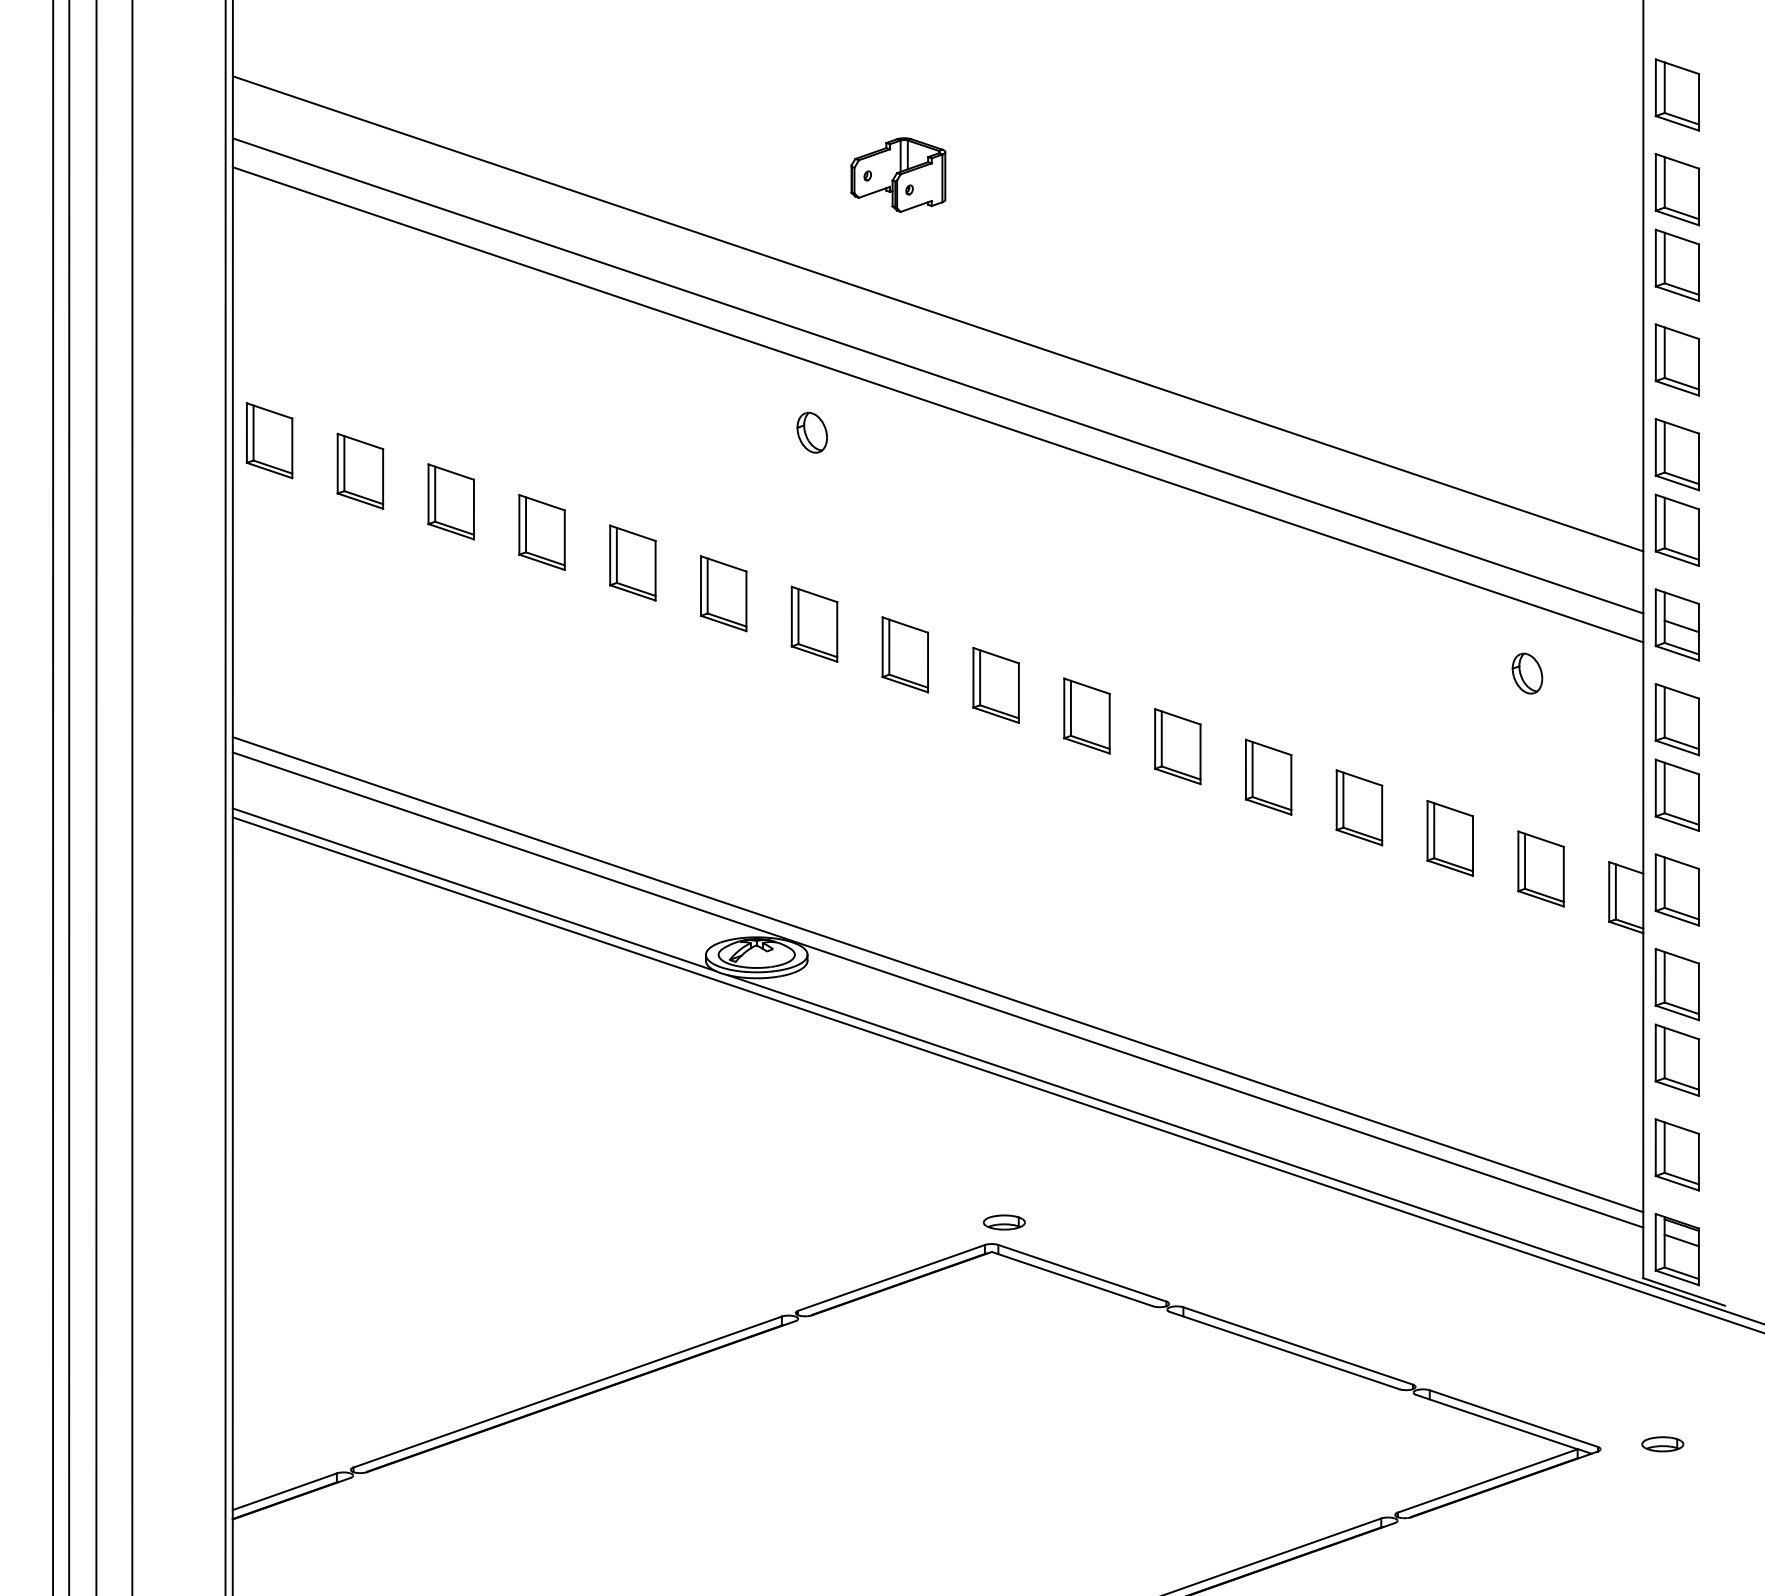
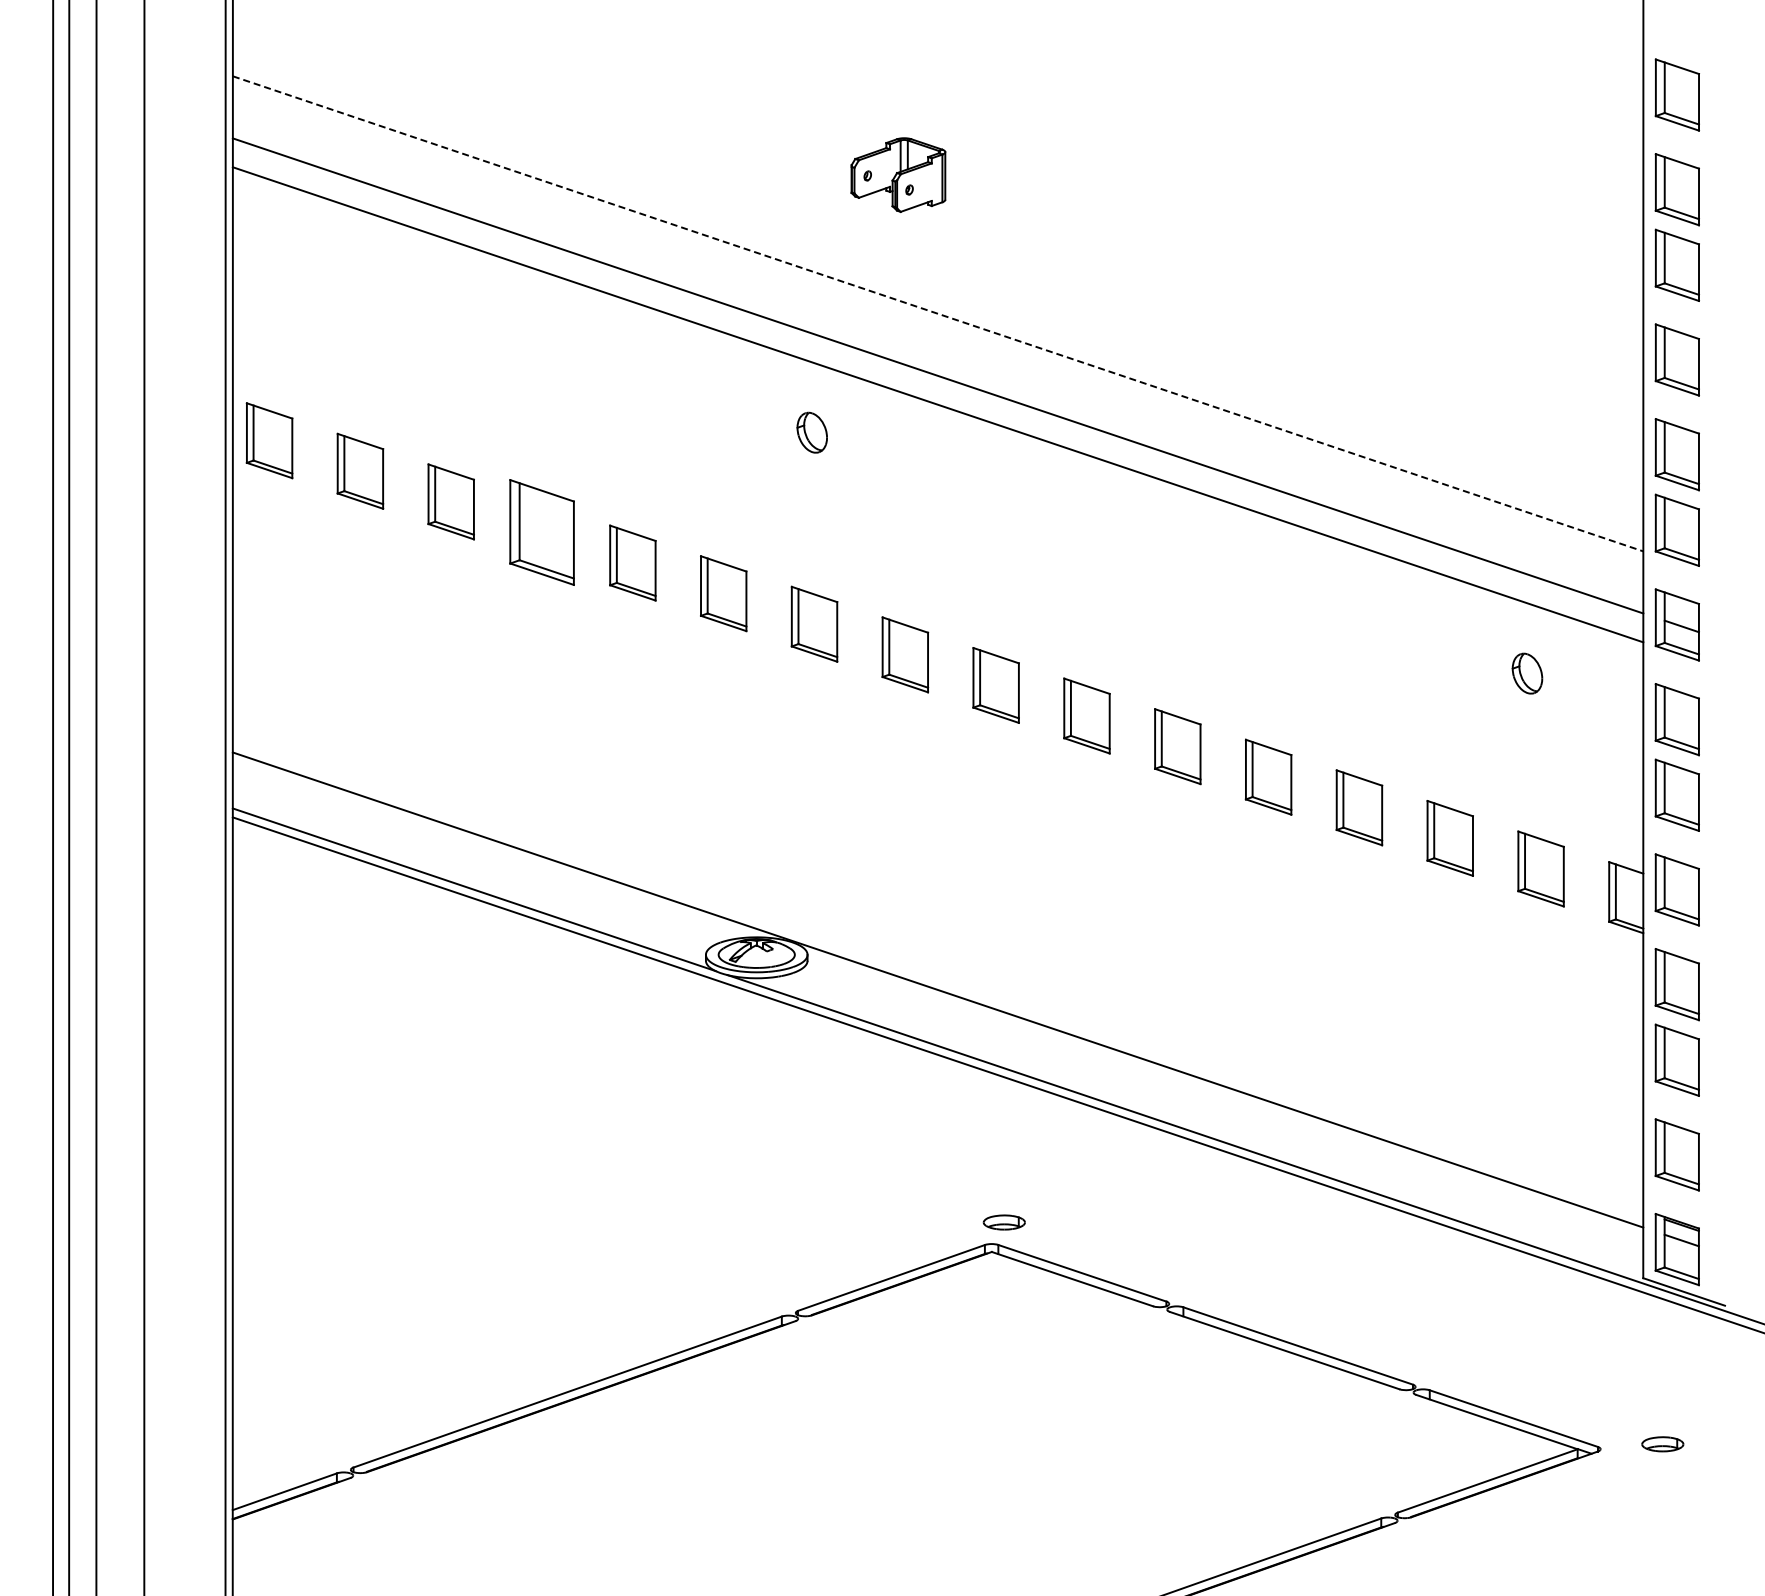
line: solid -> dashed (938, 314)
part size: 48x77 px -> 66x107 px (541, 532)
line position: (132, 797) -> (144, 797) (144, 797)
line: present -> none (937, 974)
